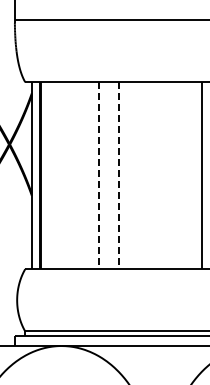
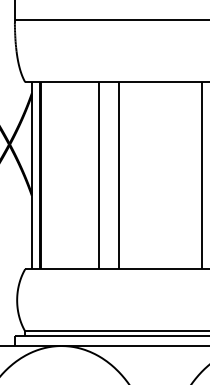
line: dashed -> solid (98, 176)
line: dashed -> solid (118, 176)
